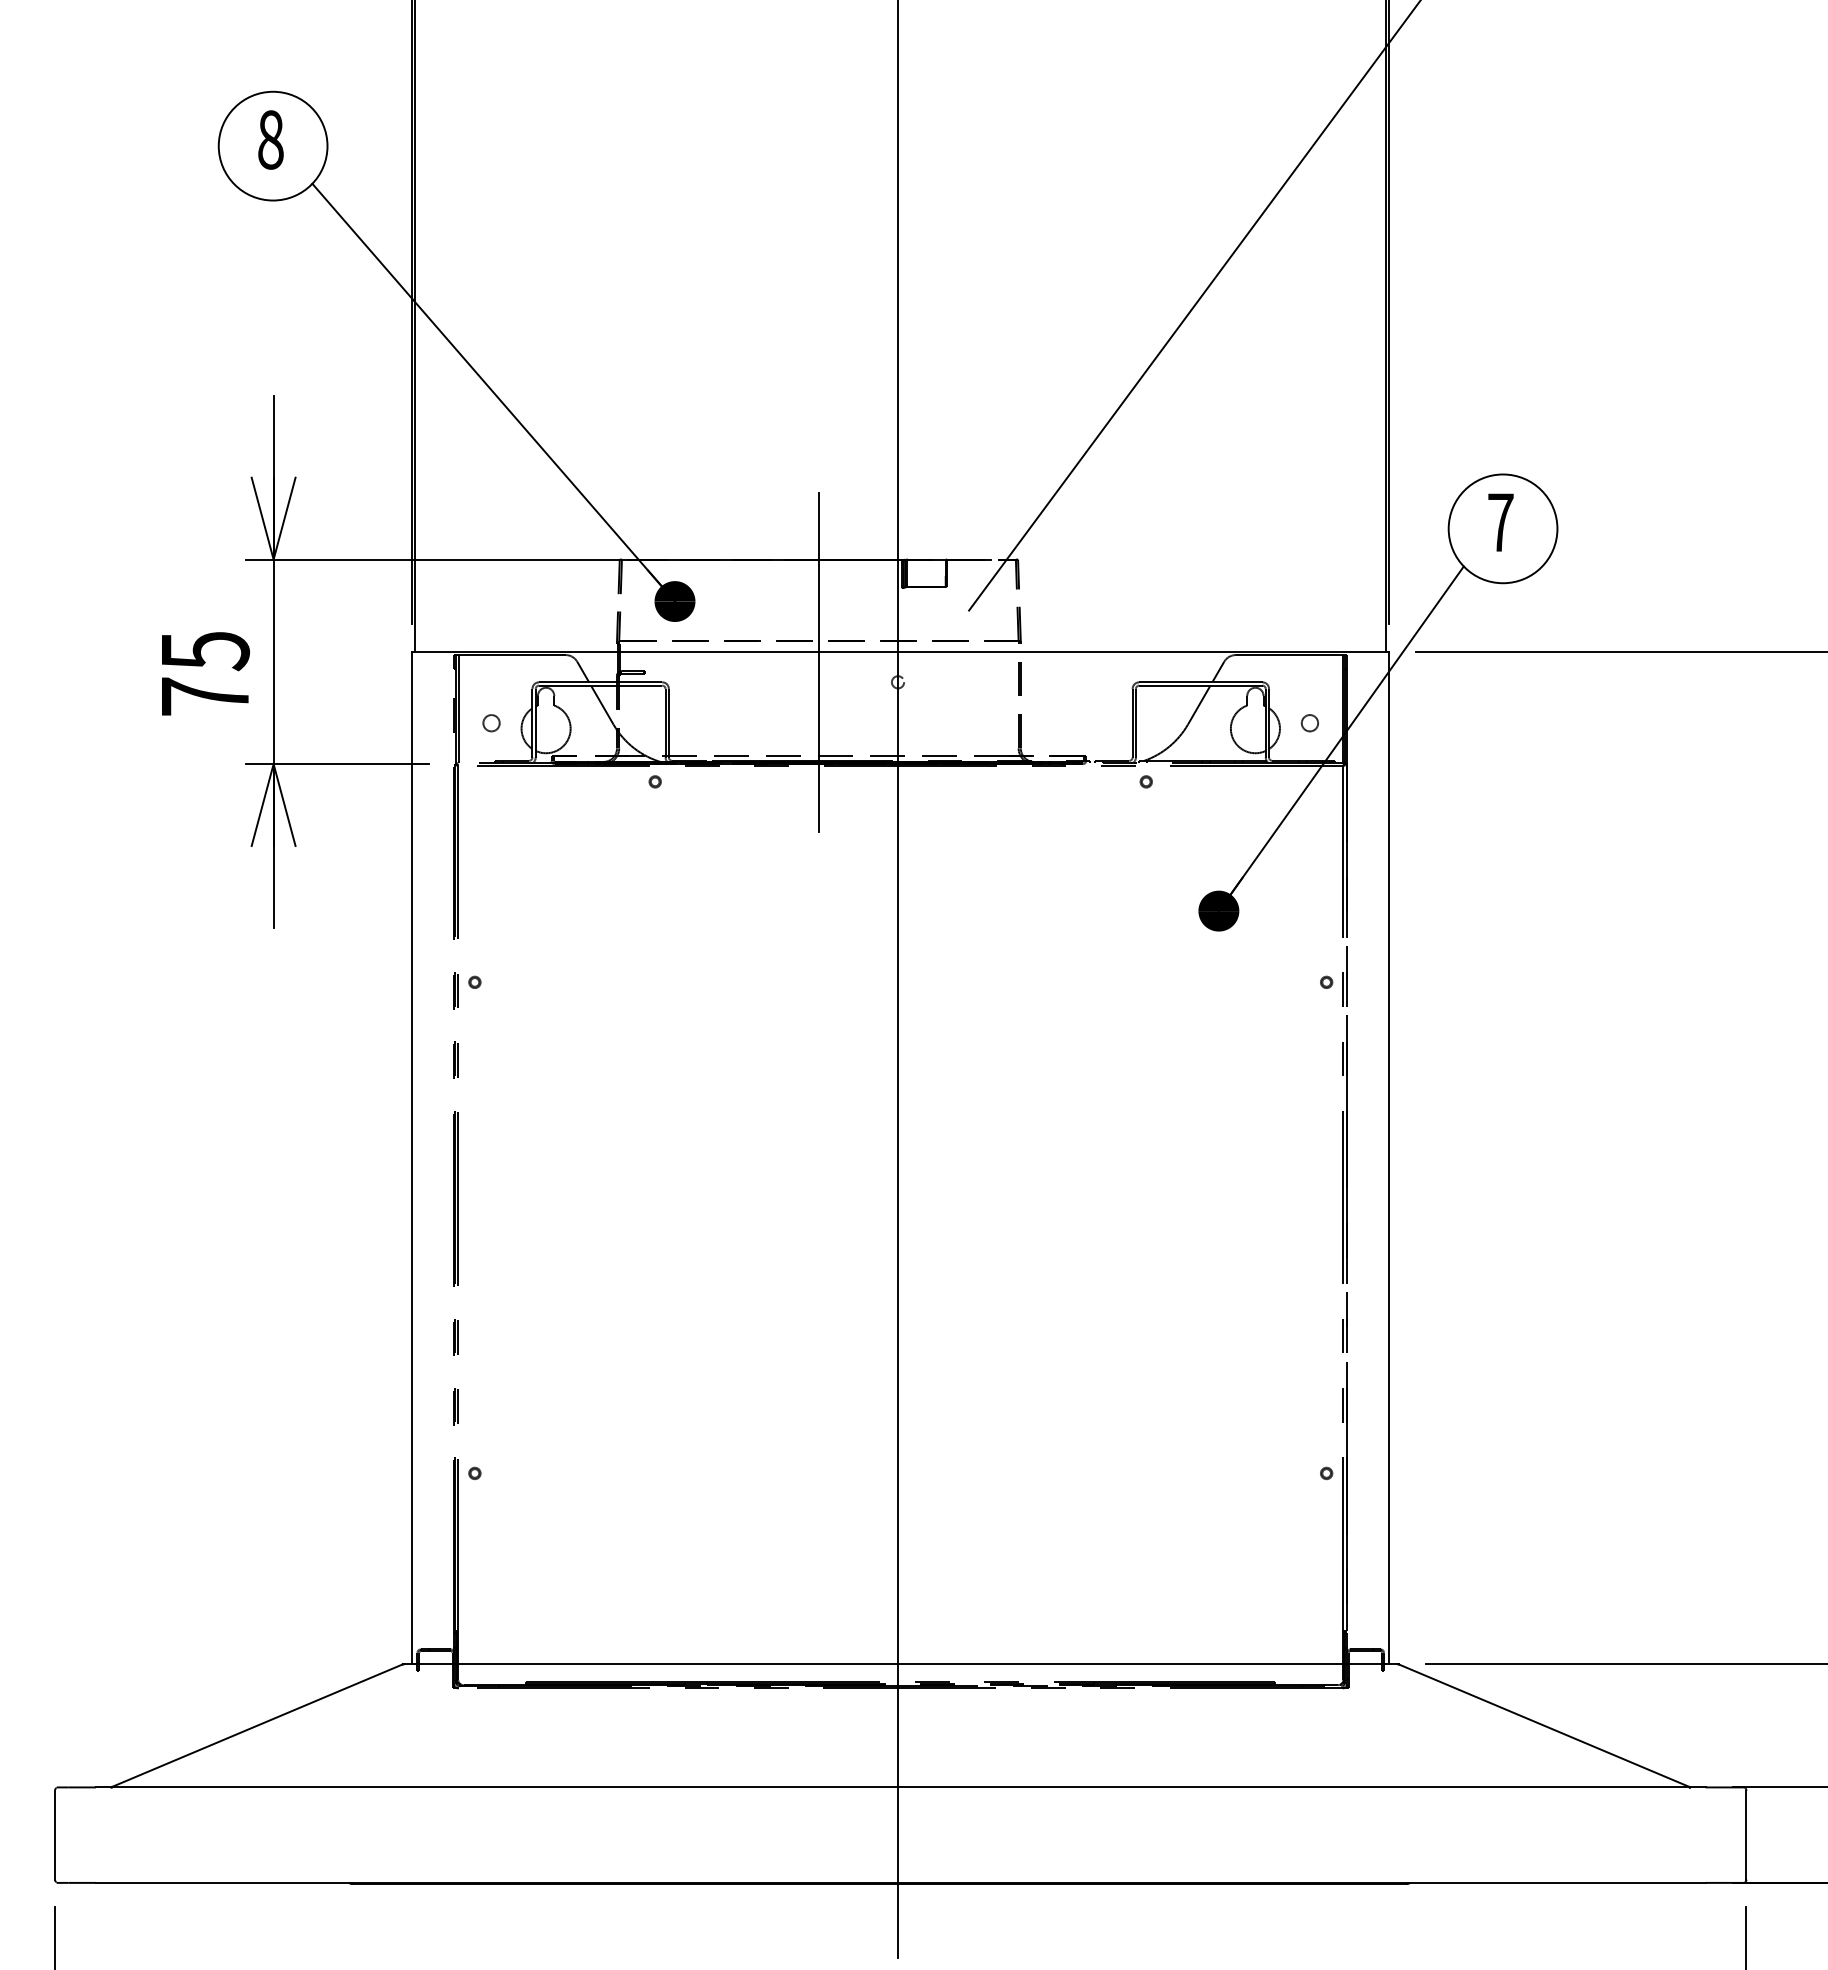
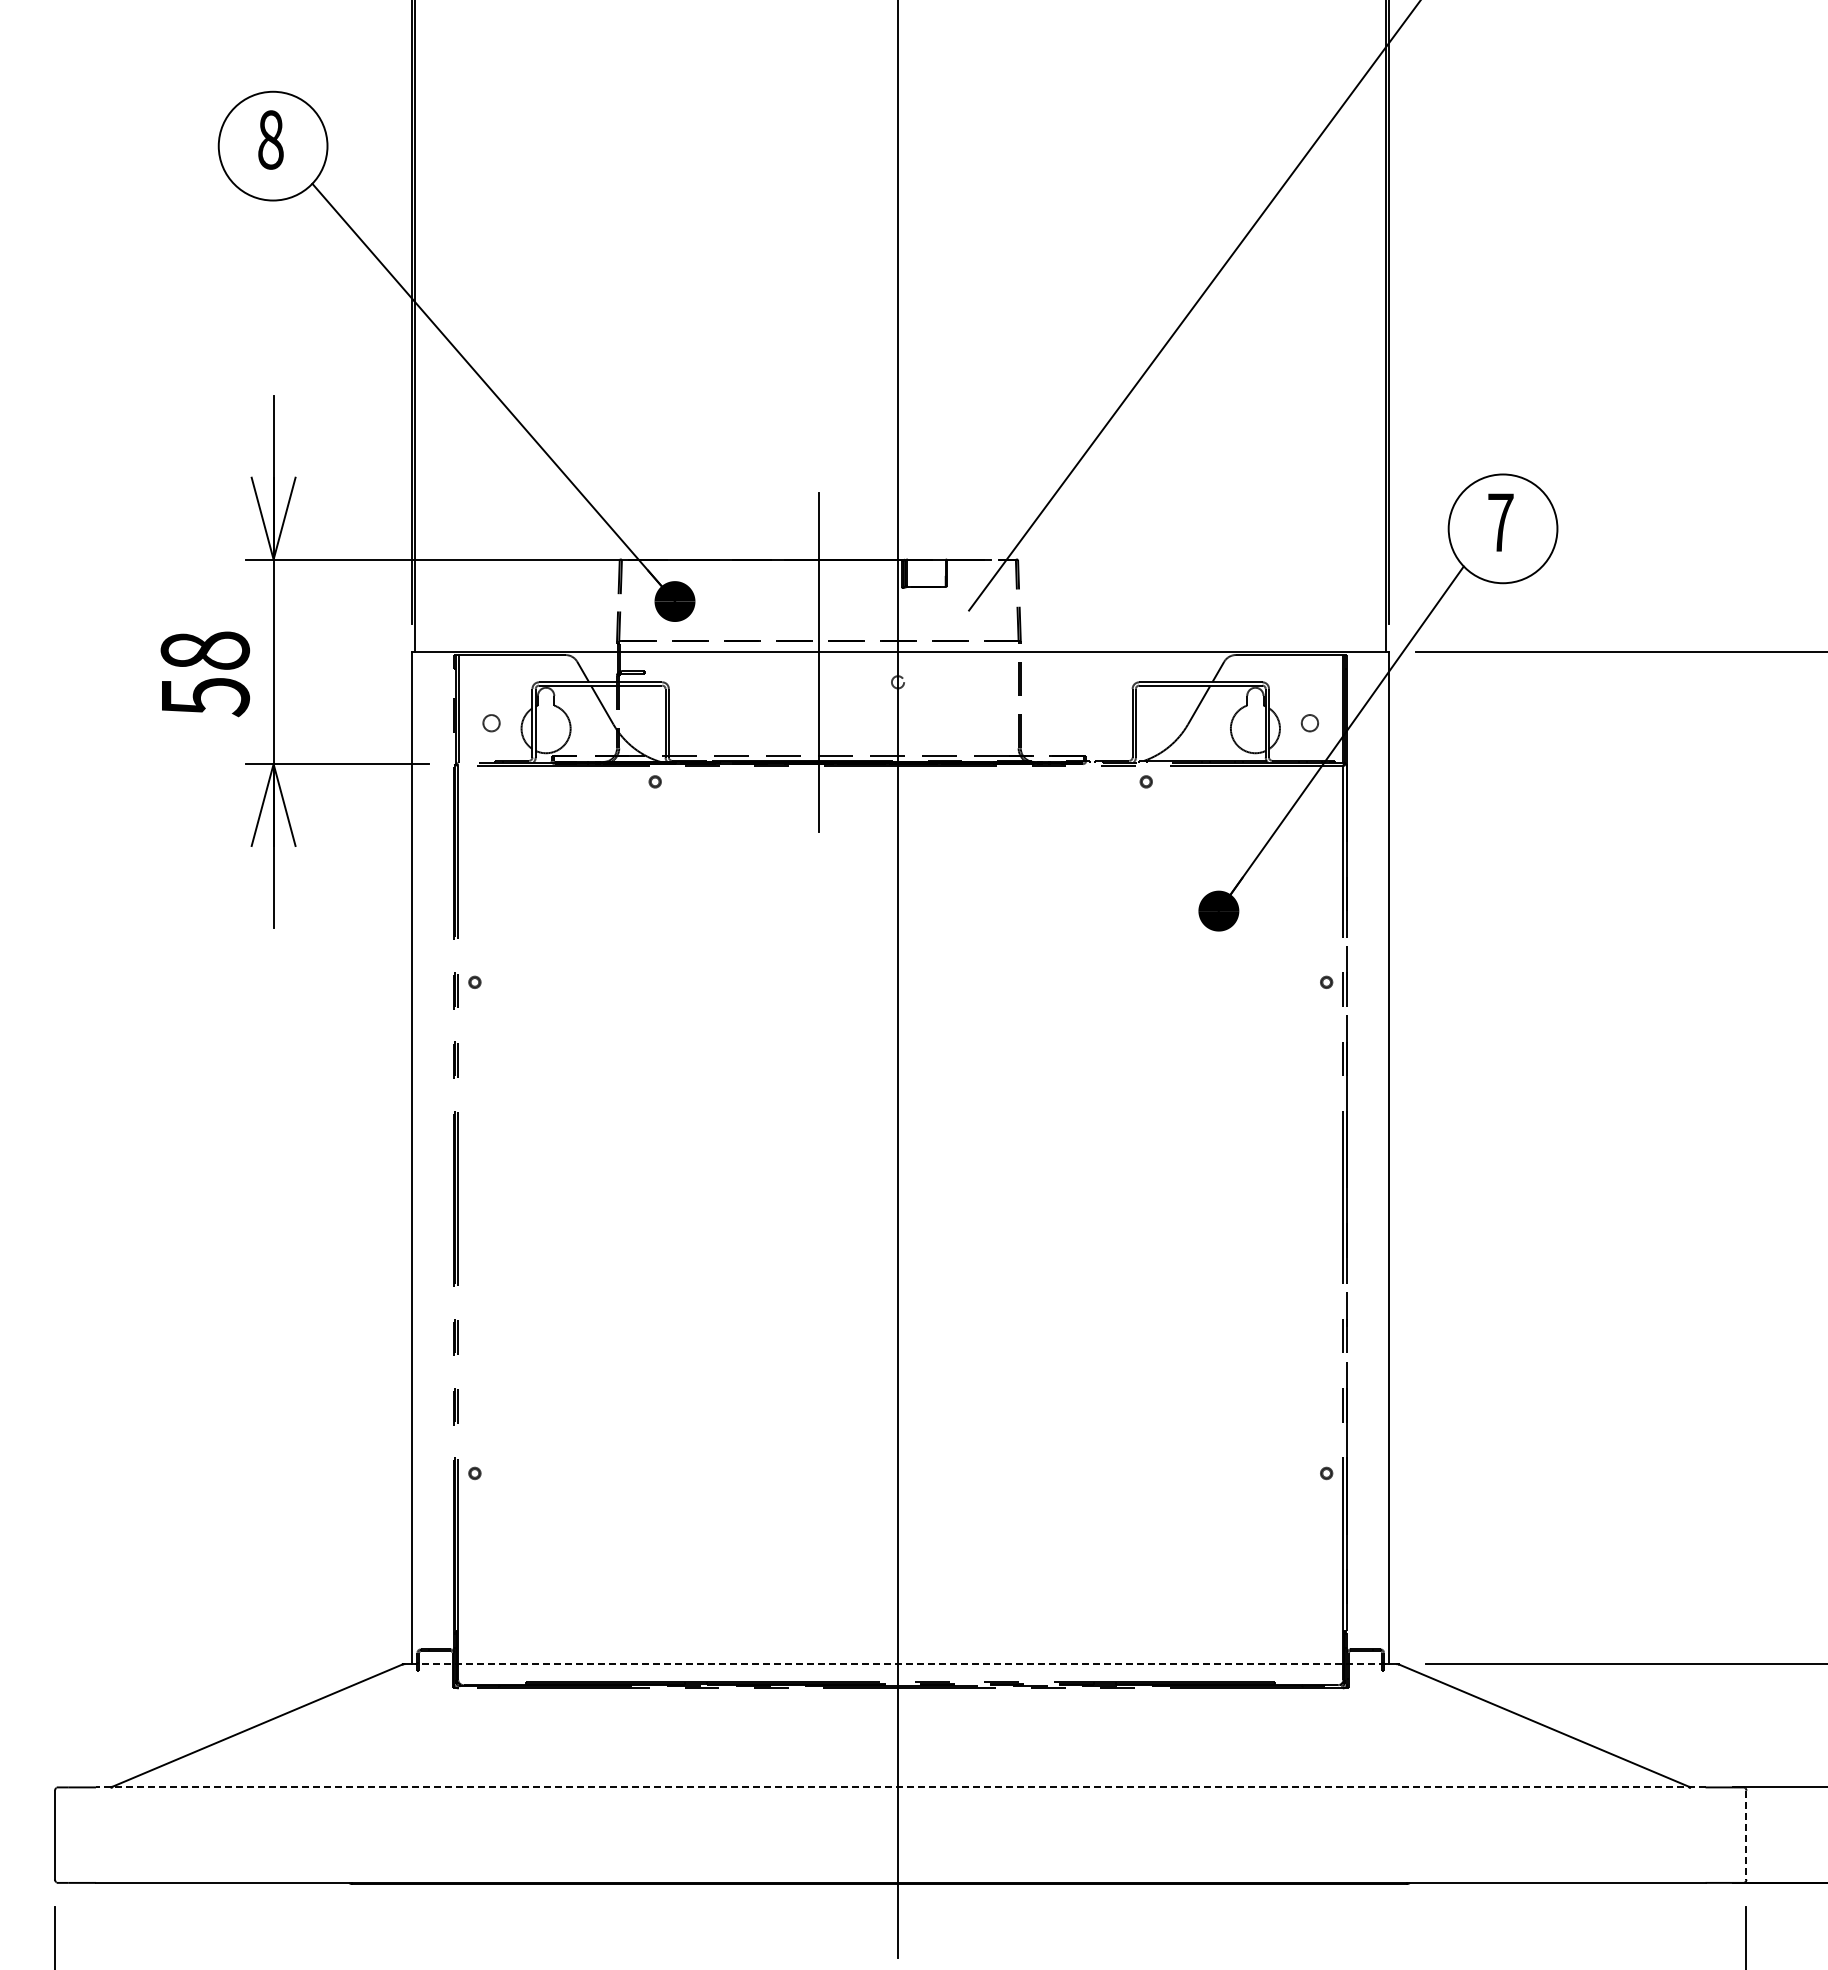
text: 75 -> 58 (205, 674)
line: solid -> dashed (900, 1664)
line: solid -> dashed (900, 1787)
line: solid -> dashed (1746, 1835)
